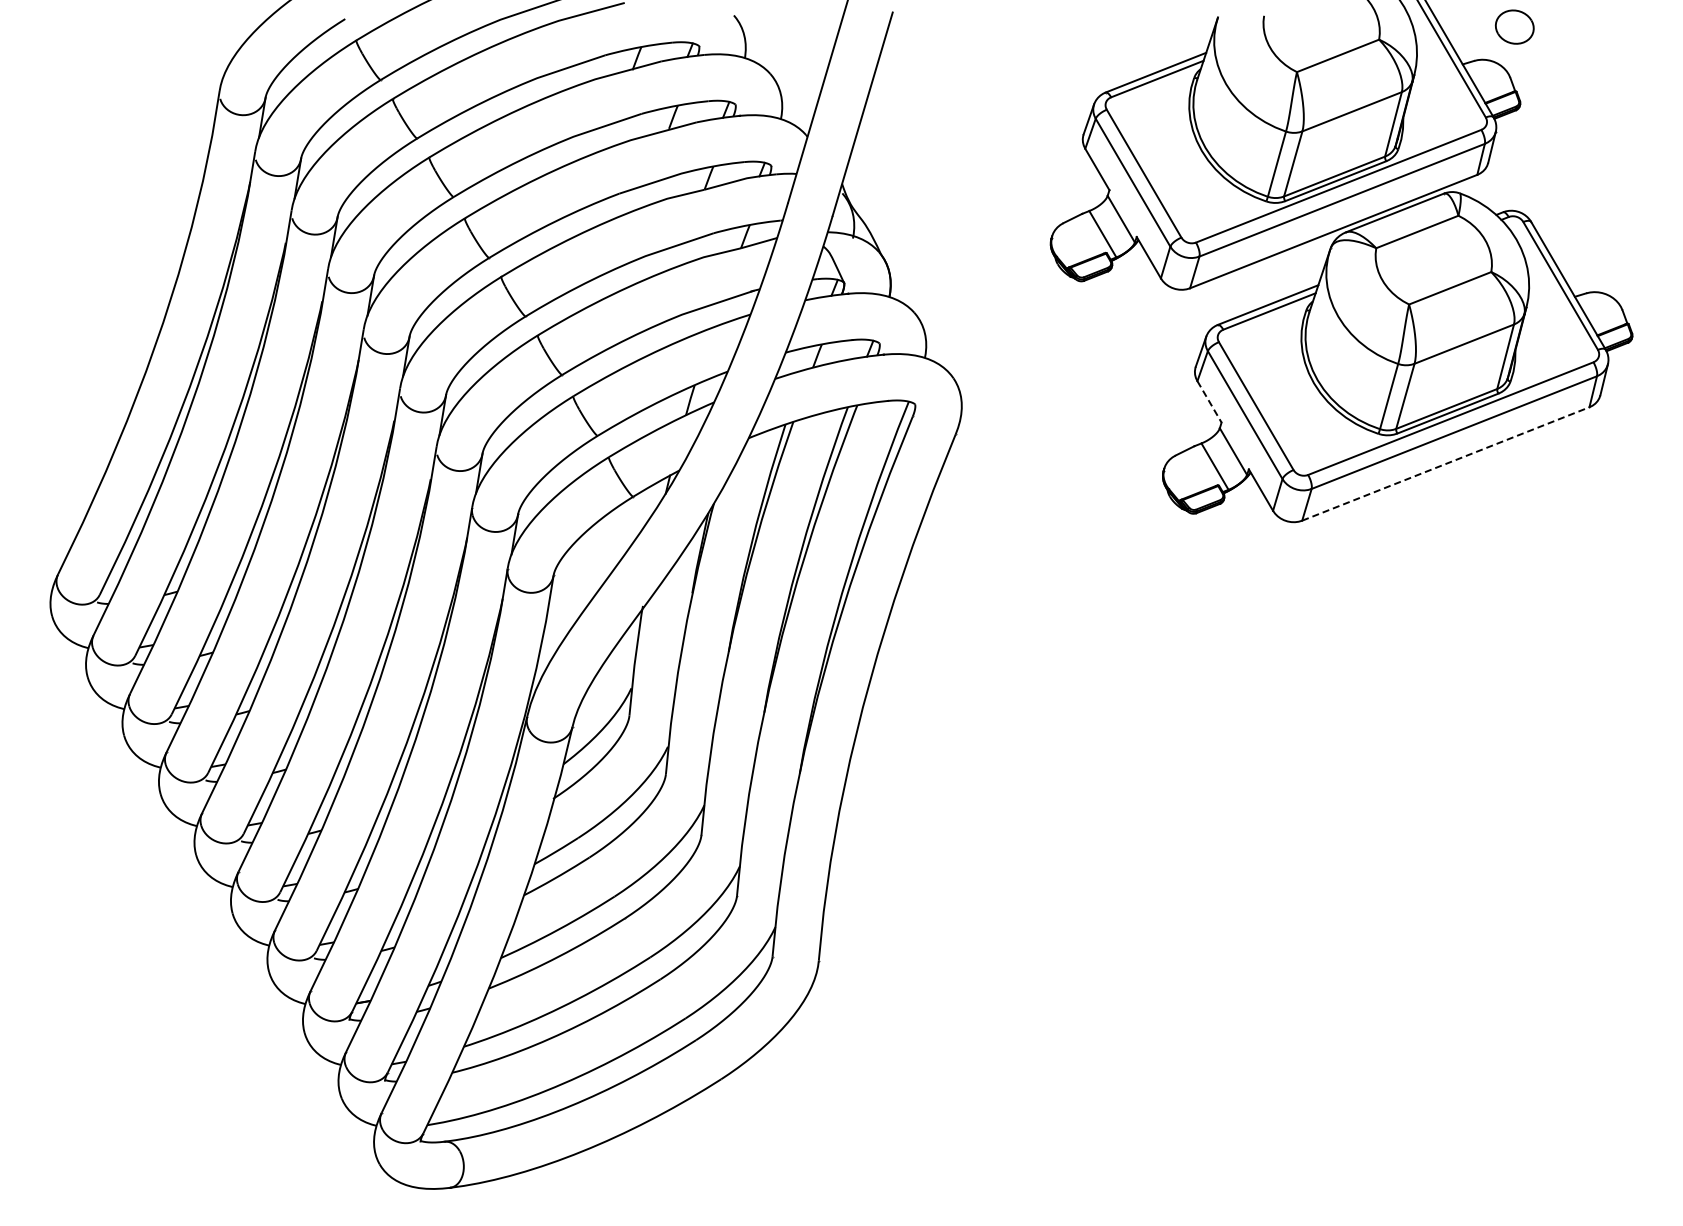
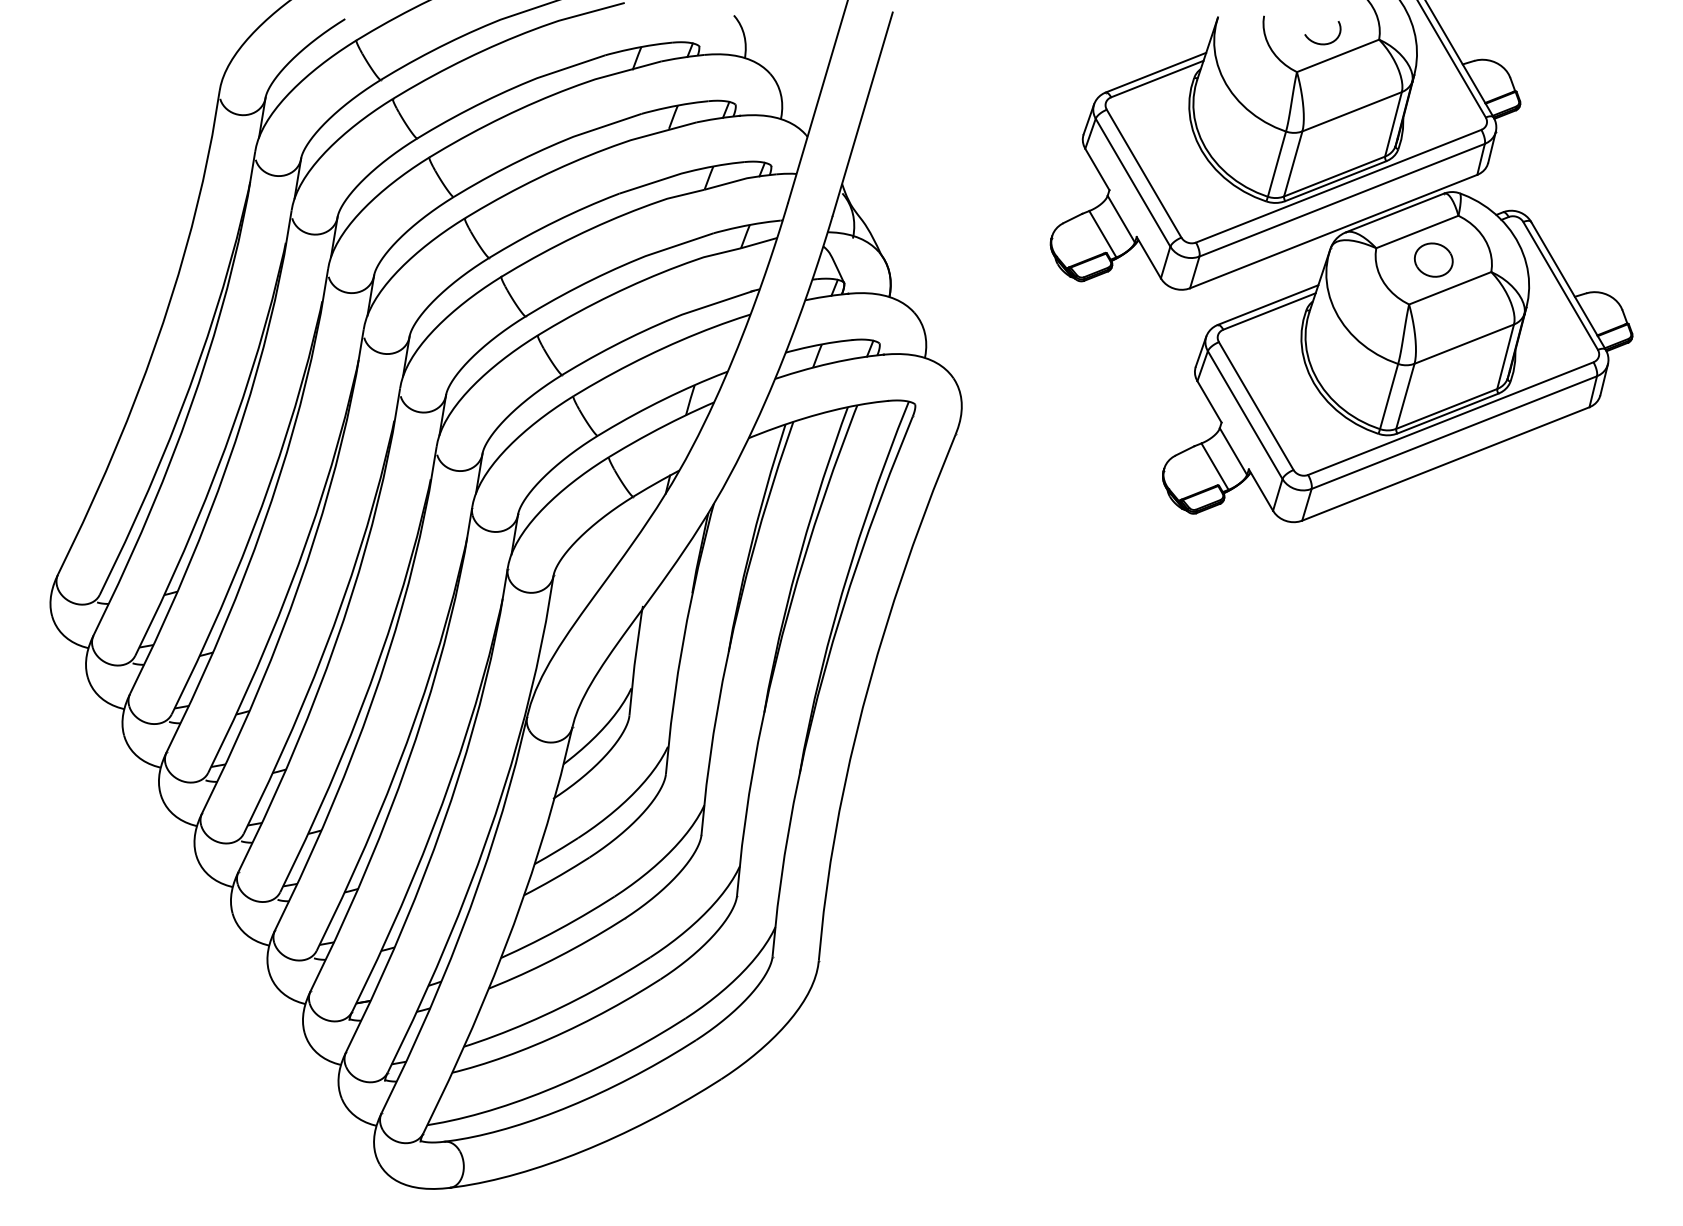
part position: (1514, 26) -> (1433, 259) (1433, 259)
curve: none -> present (1322, 43)
line: dashed -> solid (1209, 401)
line: dashed -> solid (1446, 463)
